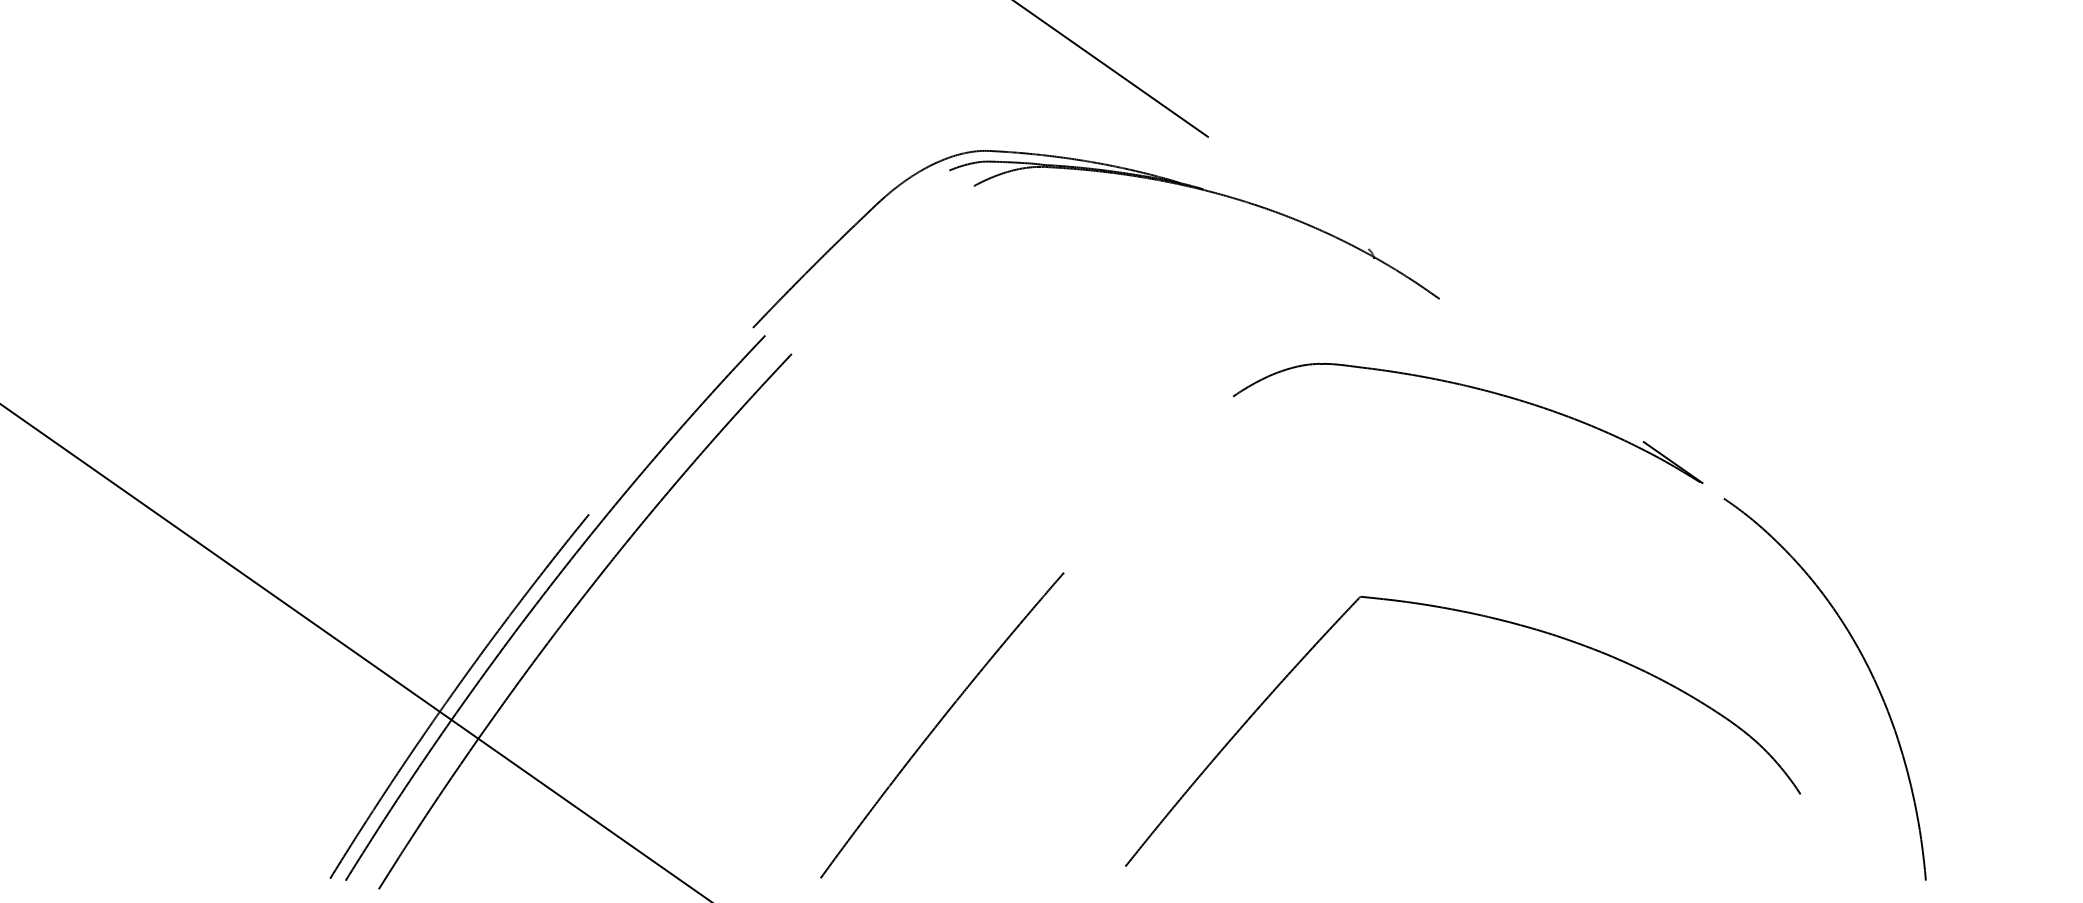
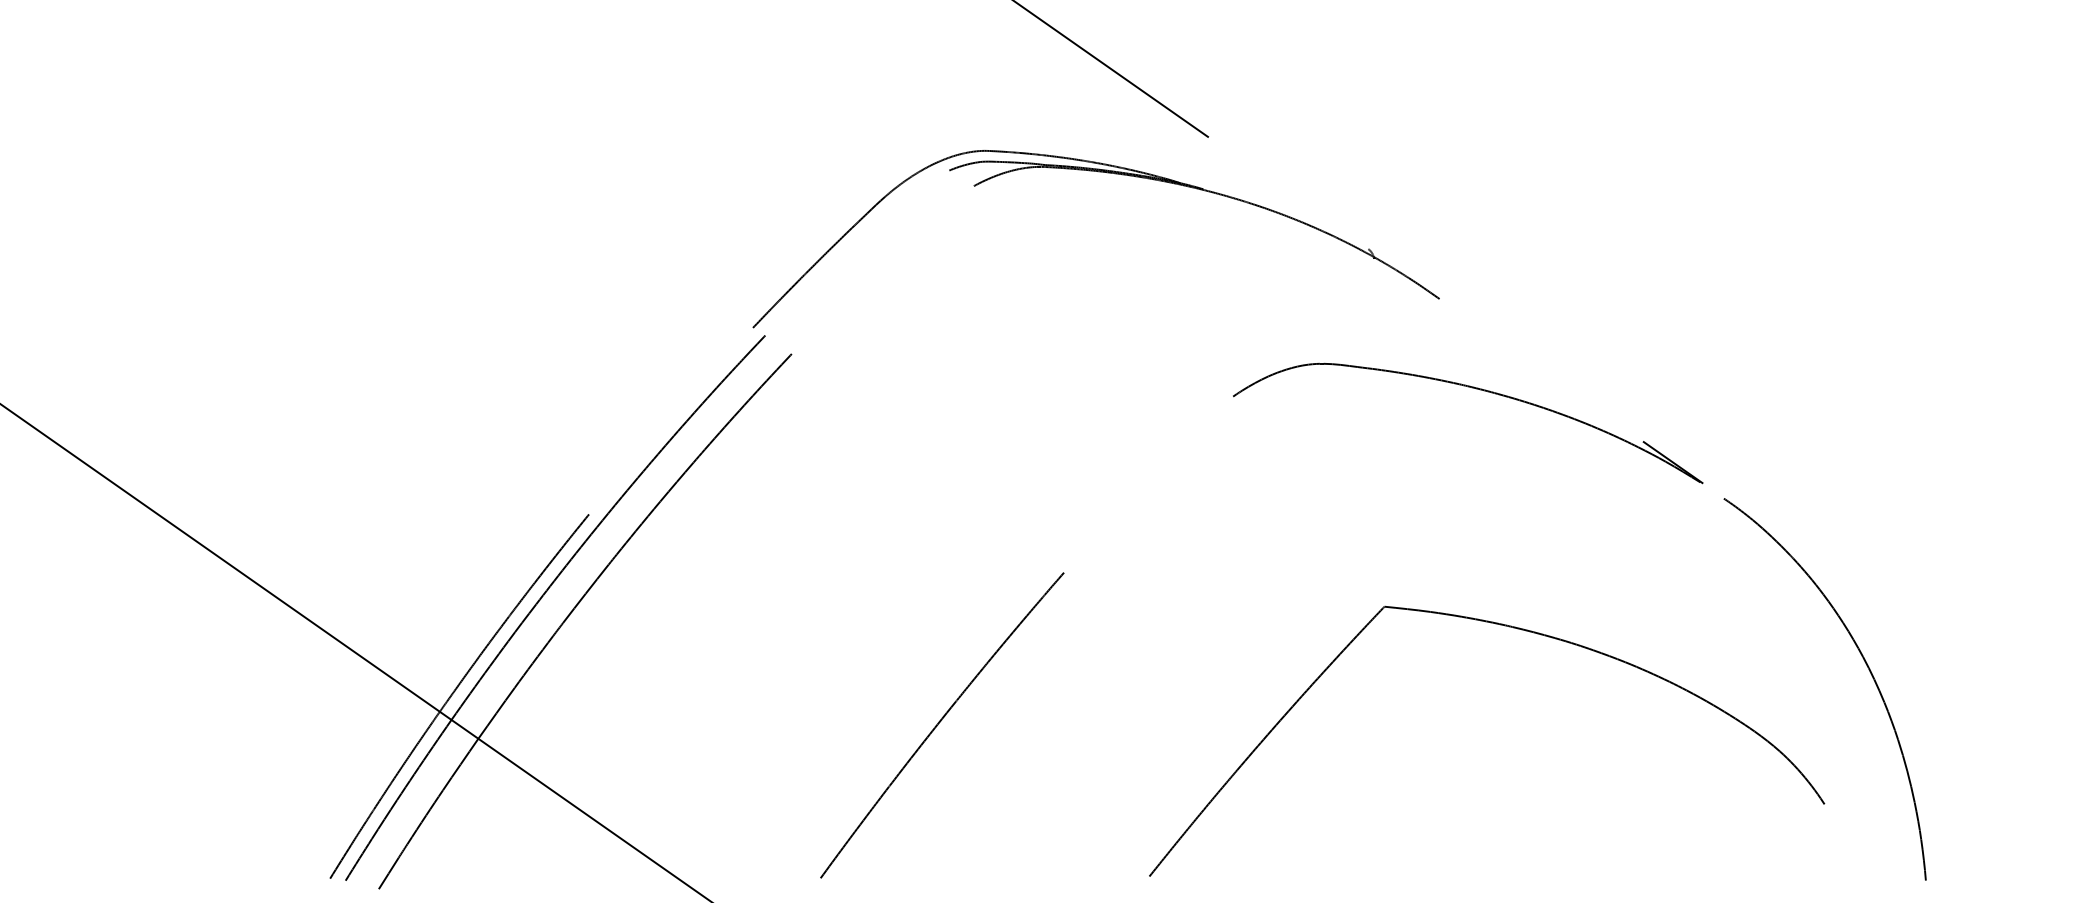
part position: (1489, 618) -> (1513, 628) (1513, 628)
